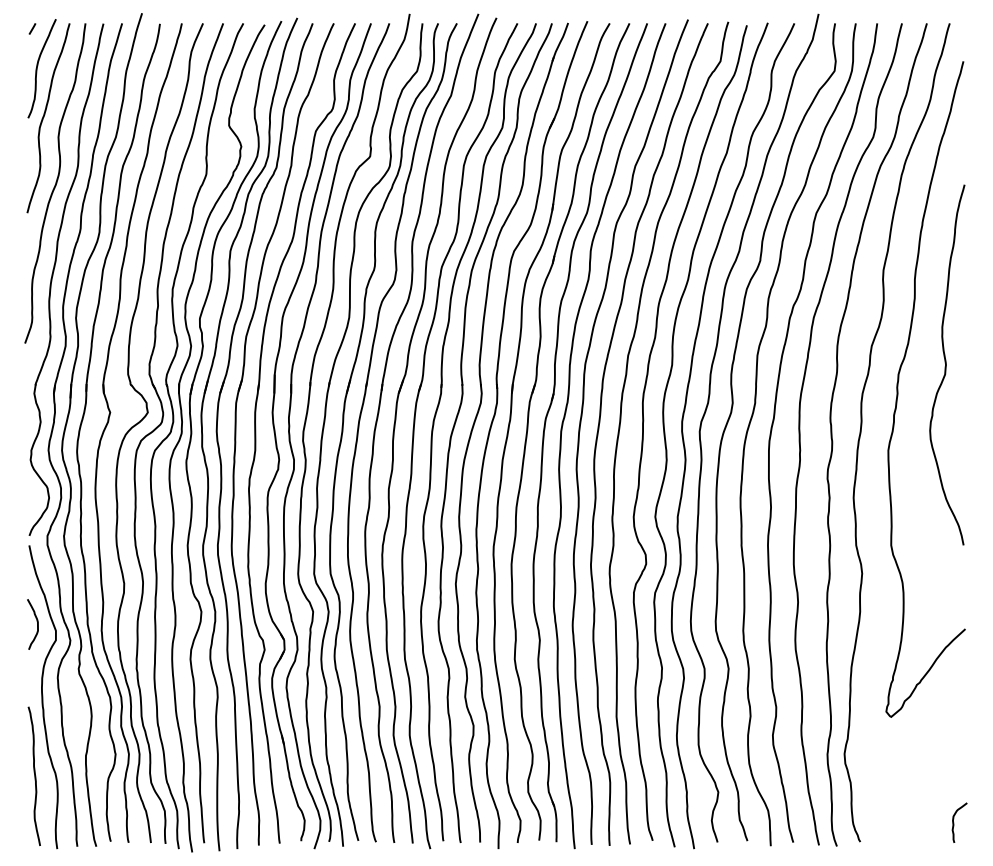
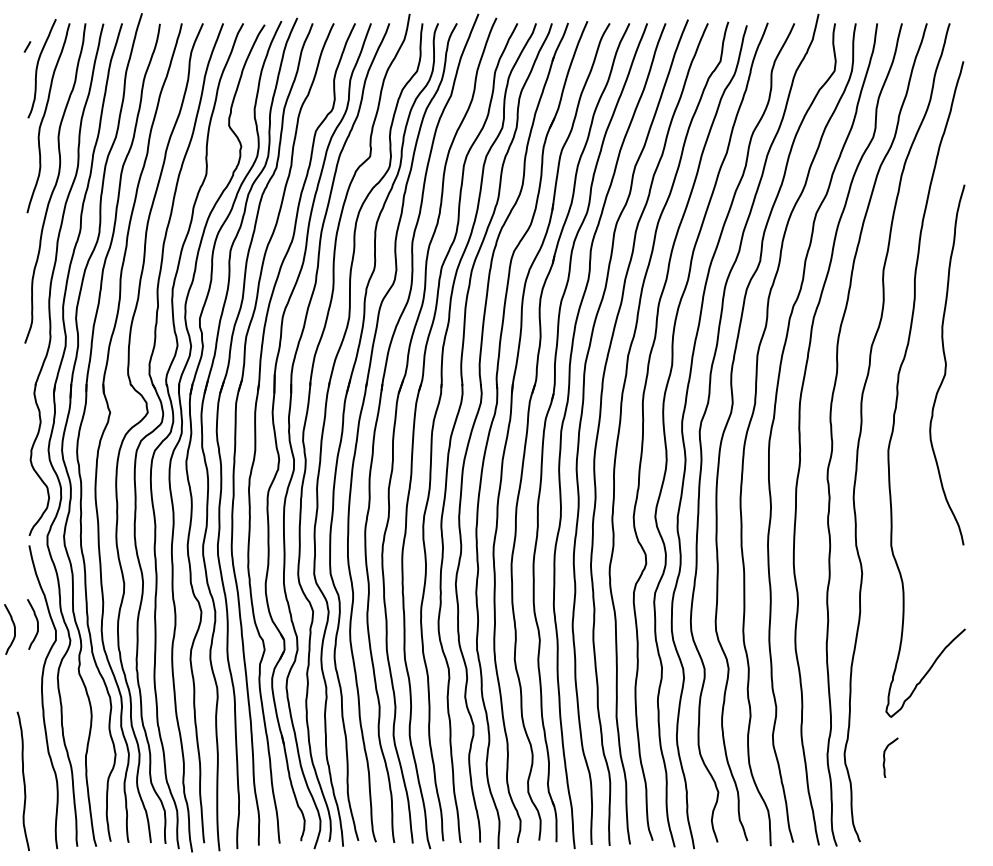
line position: (32, 28) -> (27, 46) (27, 46)
curve: none -> present (13, 626)
curve position: (34, 775) -> (23, 780) (23, 780)
curve position: (954, 822) -> (885, 757) (885, 757)
